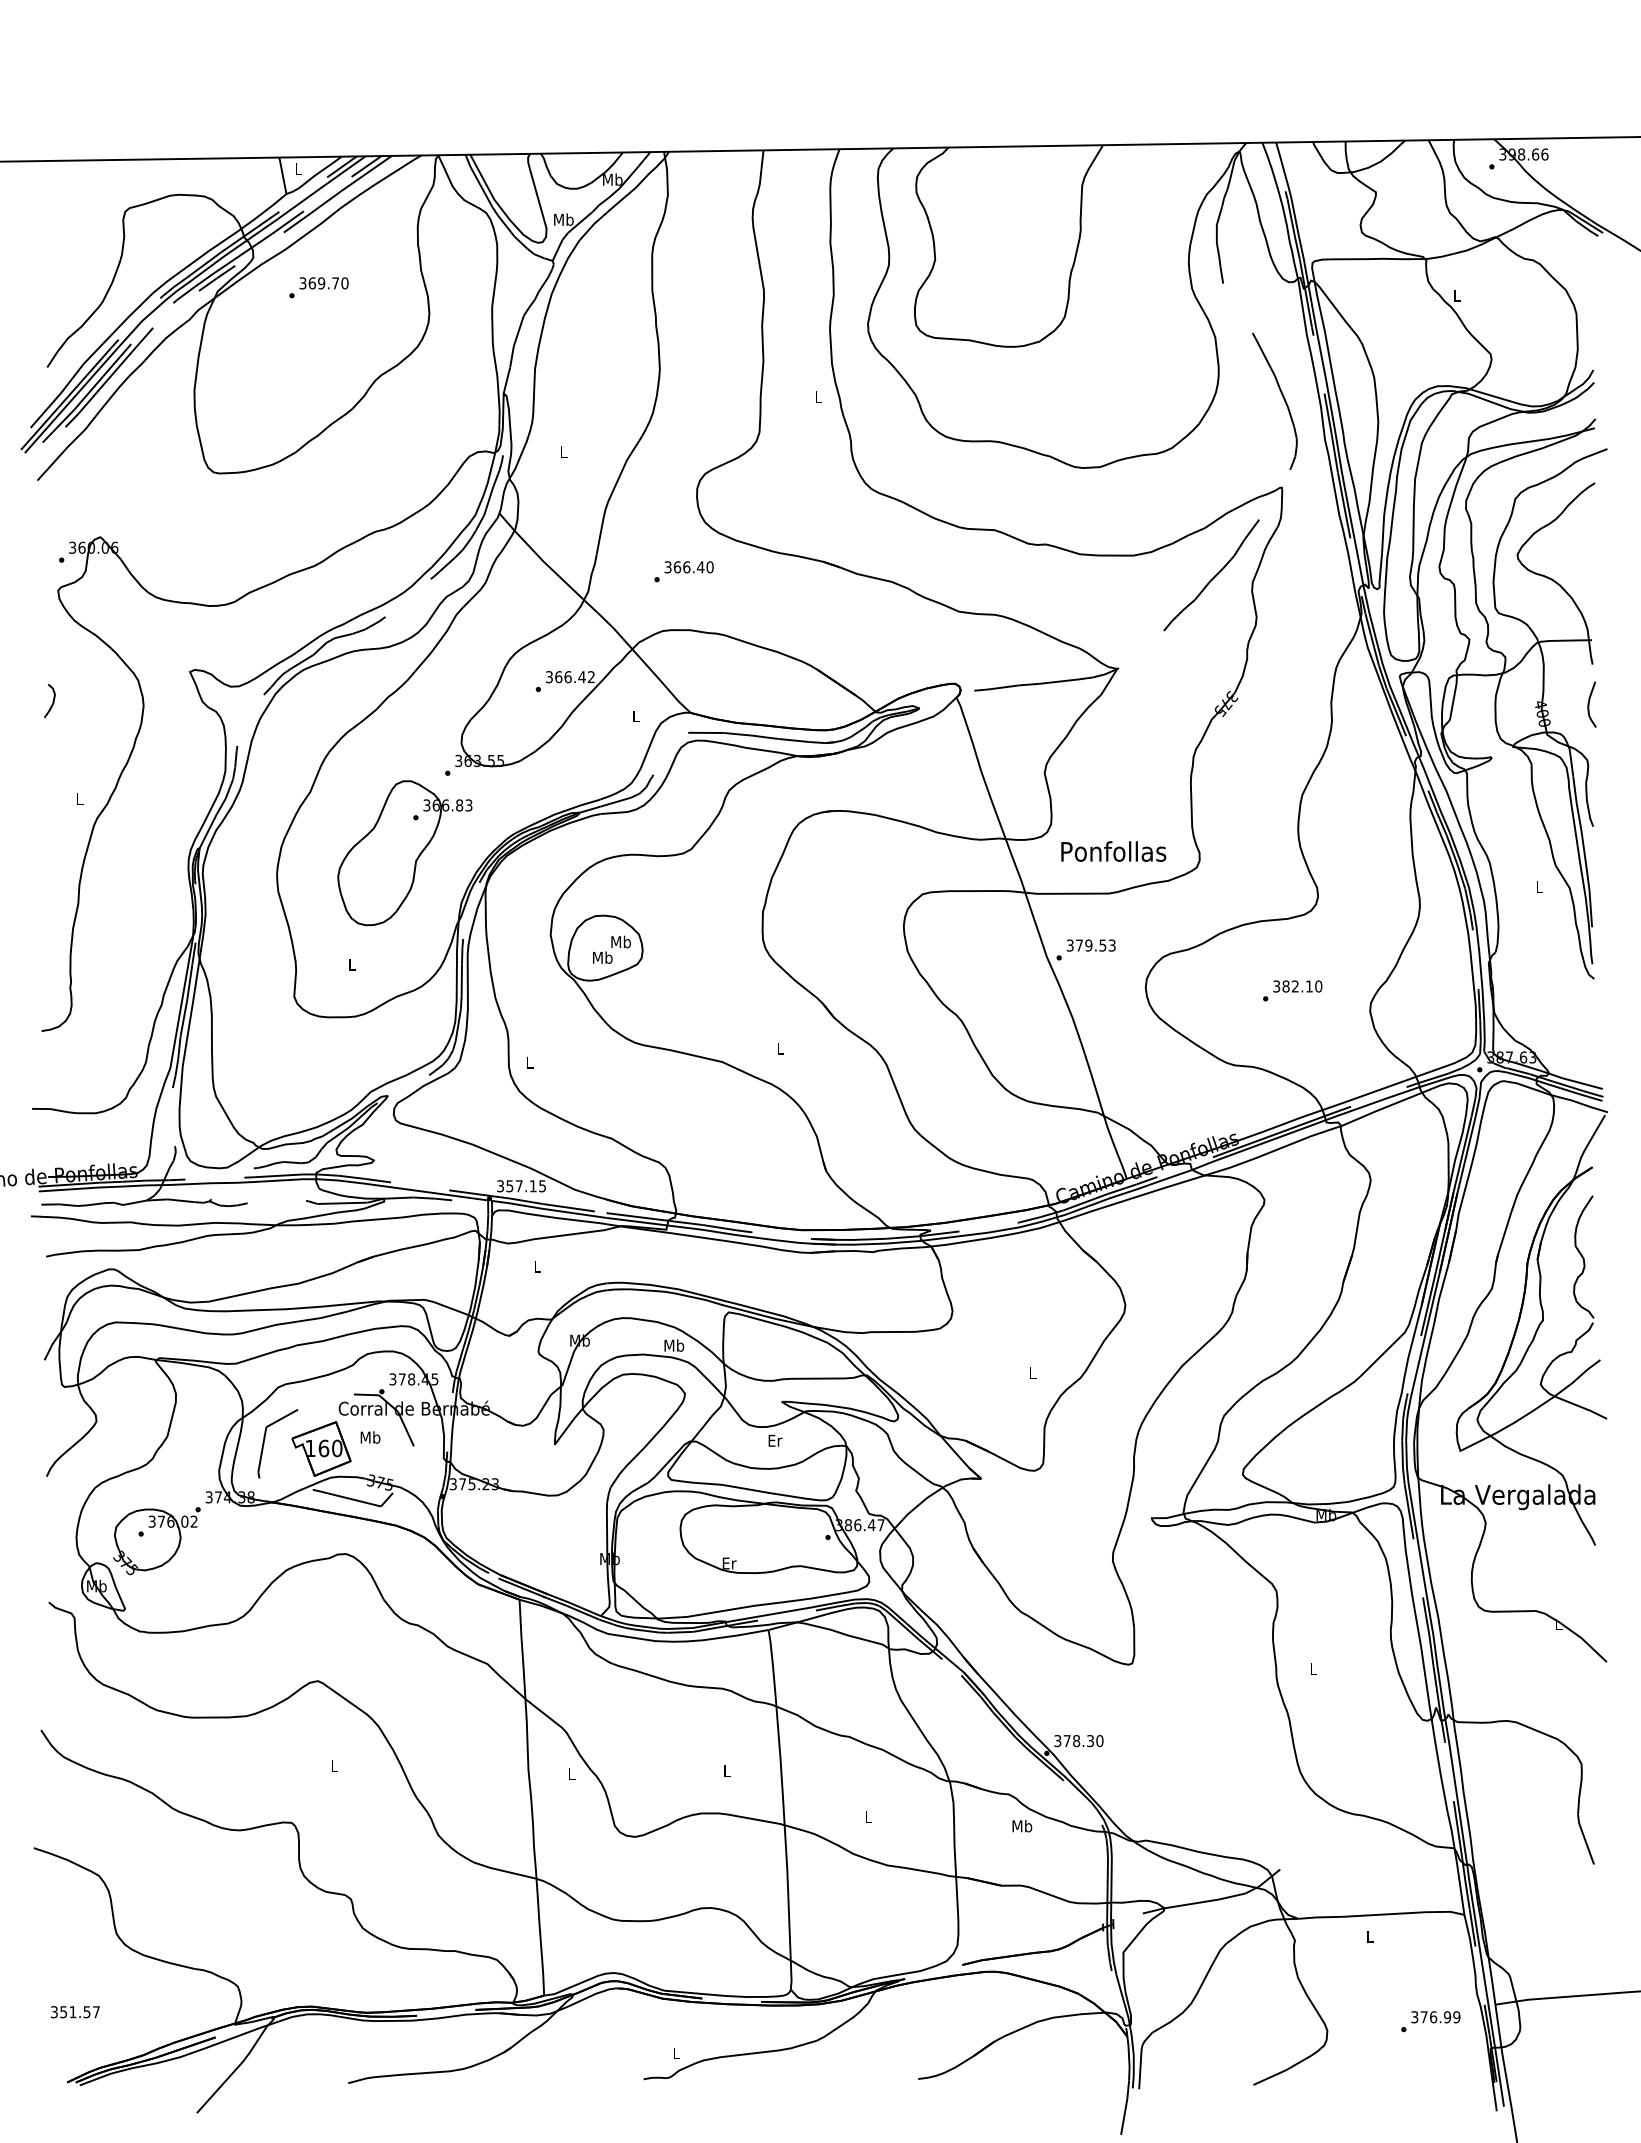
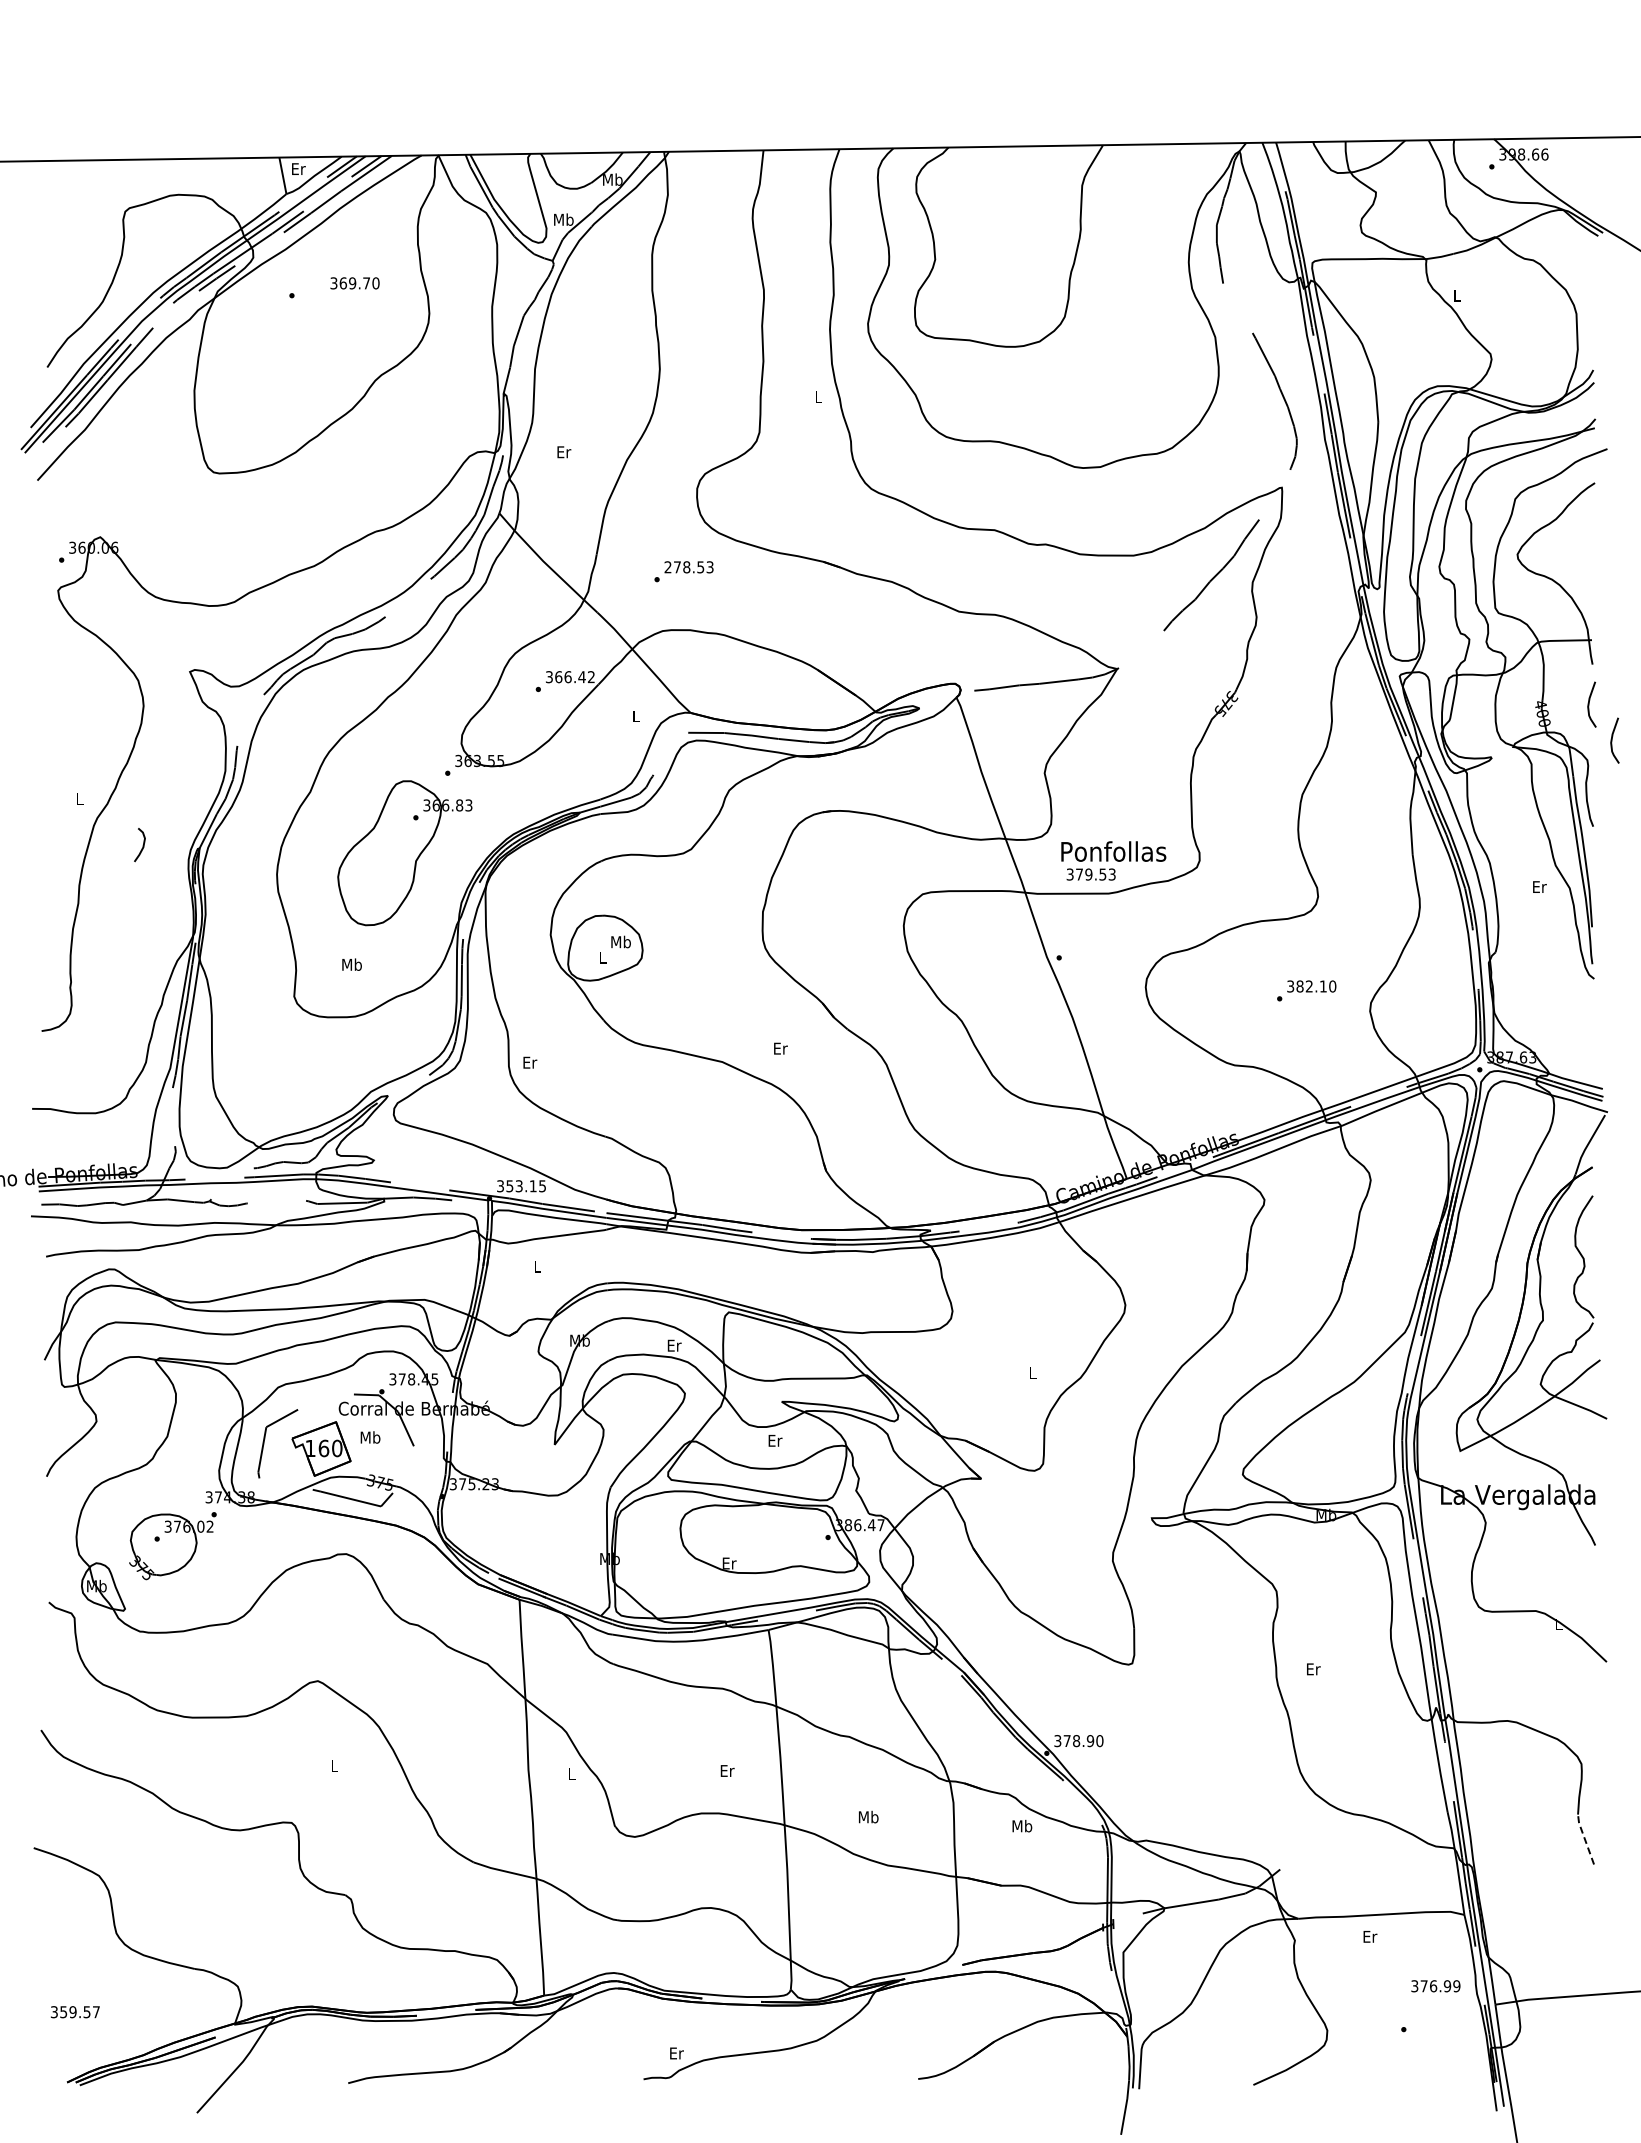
text: L -> Er (298, 168)
text position: (323, 283) -> (354, 283) (354, 283)
text: L -> Er (564, 452)
text: 366.40 -> 278.53 (688, 567)
curve position: (52, 701) -> (142, 845) (142, 845)
curve: none -> present (1612, 740)
text: L -> Er (1539, 886)
text position: (1090, 945) -> (1090, 874) (1090, 874)
text: Mb -> L (602, 957)
text: L -> Mb (351, 964)
text position: (1292, 990) -> (1306, 990) (1306, 990)
text: L -> Er (780, 1048)
text: L -> Er (530, 1062)
text: 357.15 -> 353.15 (518, 1186)
text: Mb -> Er (674, 1345)
part position: (156, 1541) -> (172, 1546) (172, 1546)
text: L -> Er (1313, 1669)
text: 378.30 -> 378.90 (1090, 1740)
text: L -> Er (727, 1770)
text: L -> Mb (868, 1816)
line: solid -> dashed (1584, 1838)
text: L -> Er (1370, 1936)
text: 351.57 -> 359.57 (72, 2012)
text position: (1435, 2017) -> (1435, 1986) (1435, 1986)
text: L -> Er (676, 2053)
